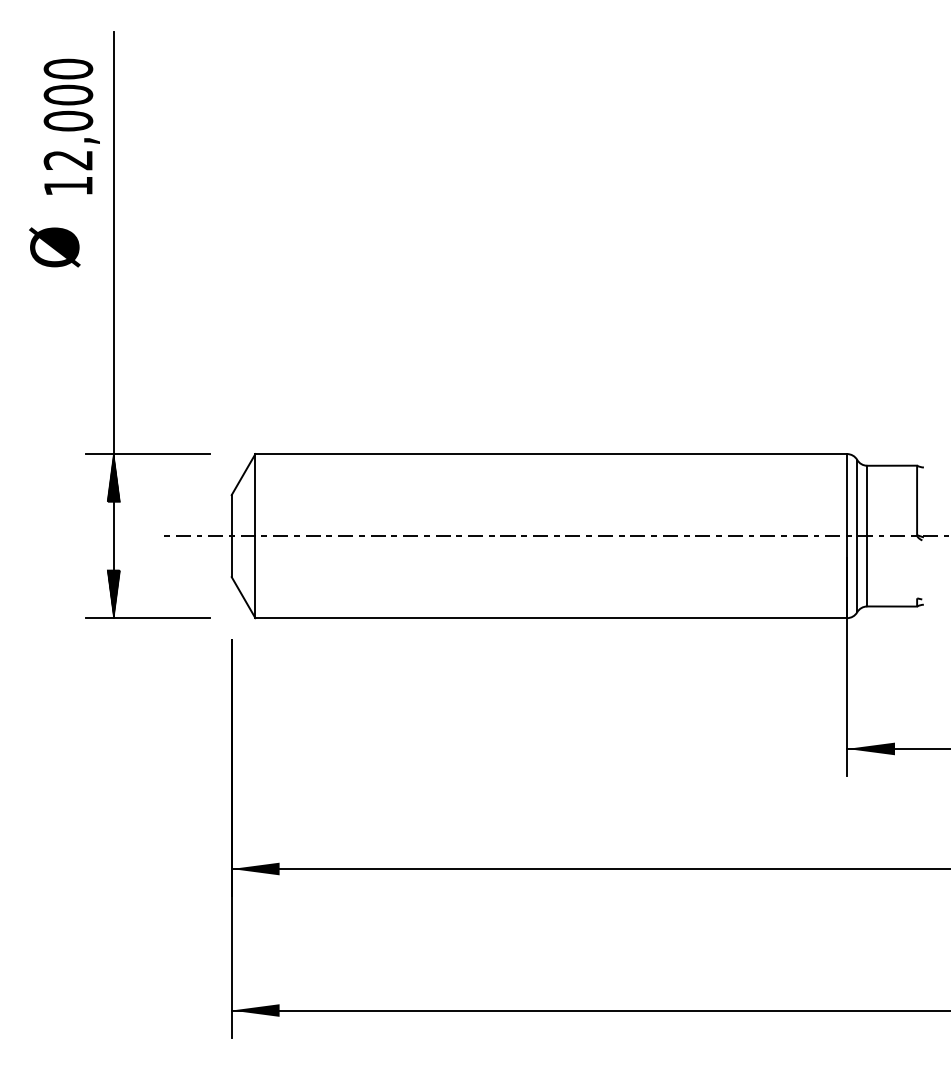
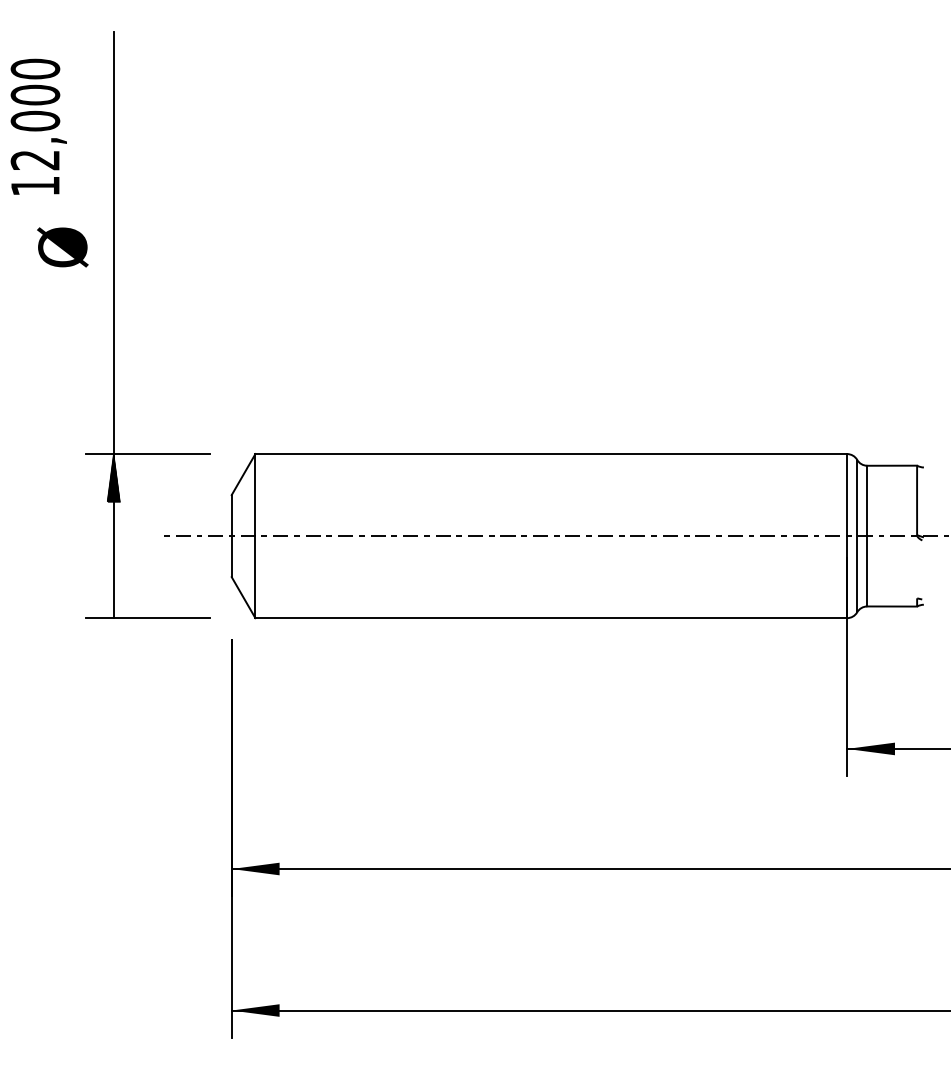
text position: (71, 126) -> (38, 126) (38, 126)
text position: (54, 247) -> (62, 247) (62, 247)
hatch: present -> none (113, 594)
